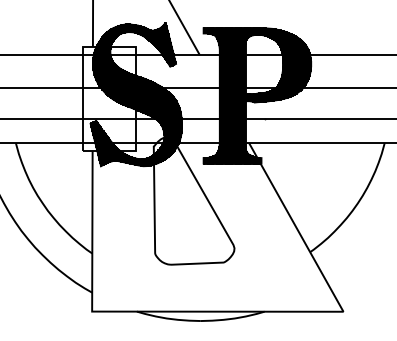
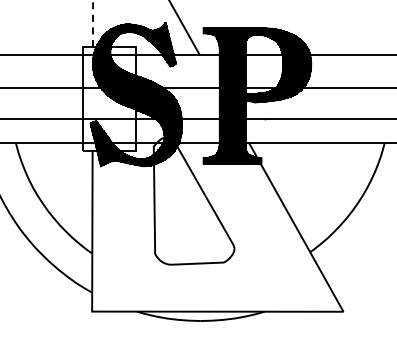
line: solid -> dashed (93, 23)
